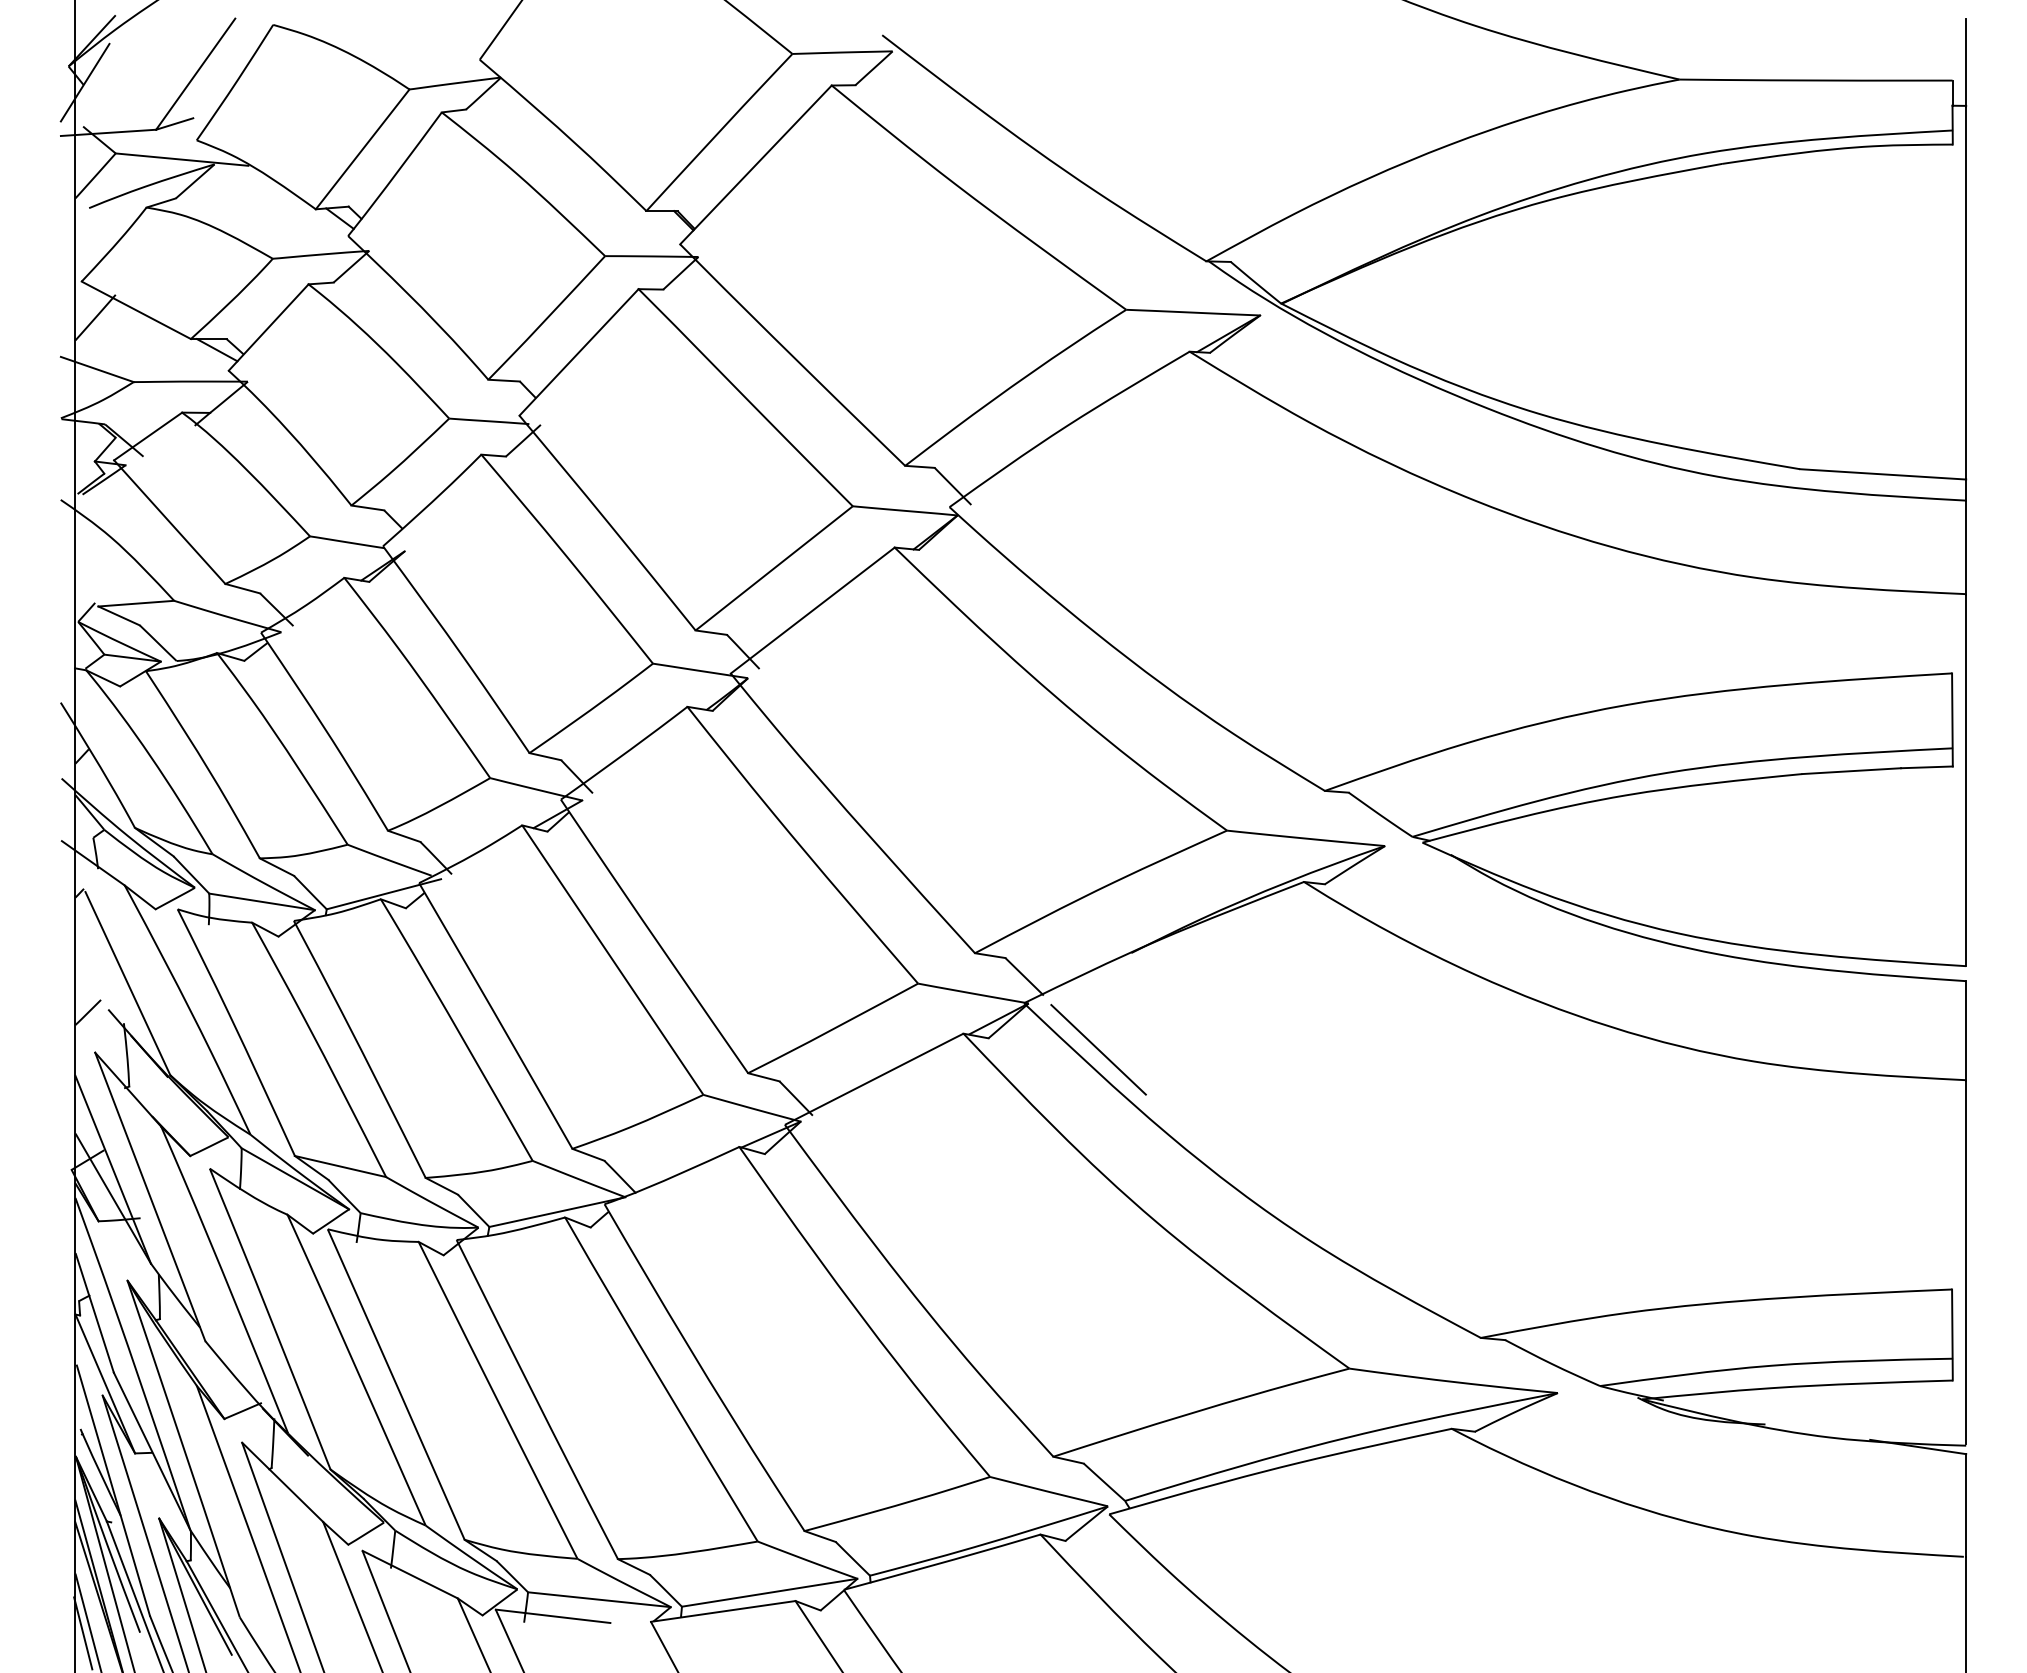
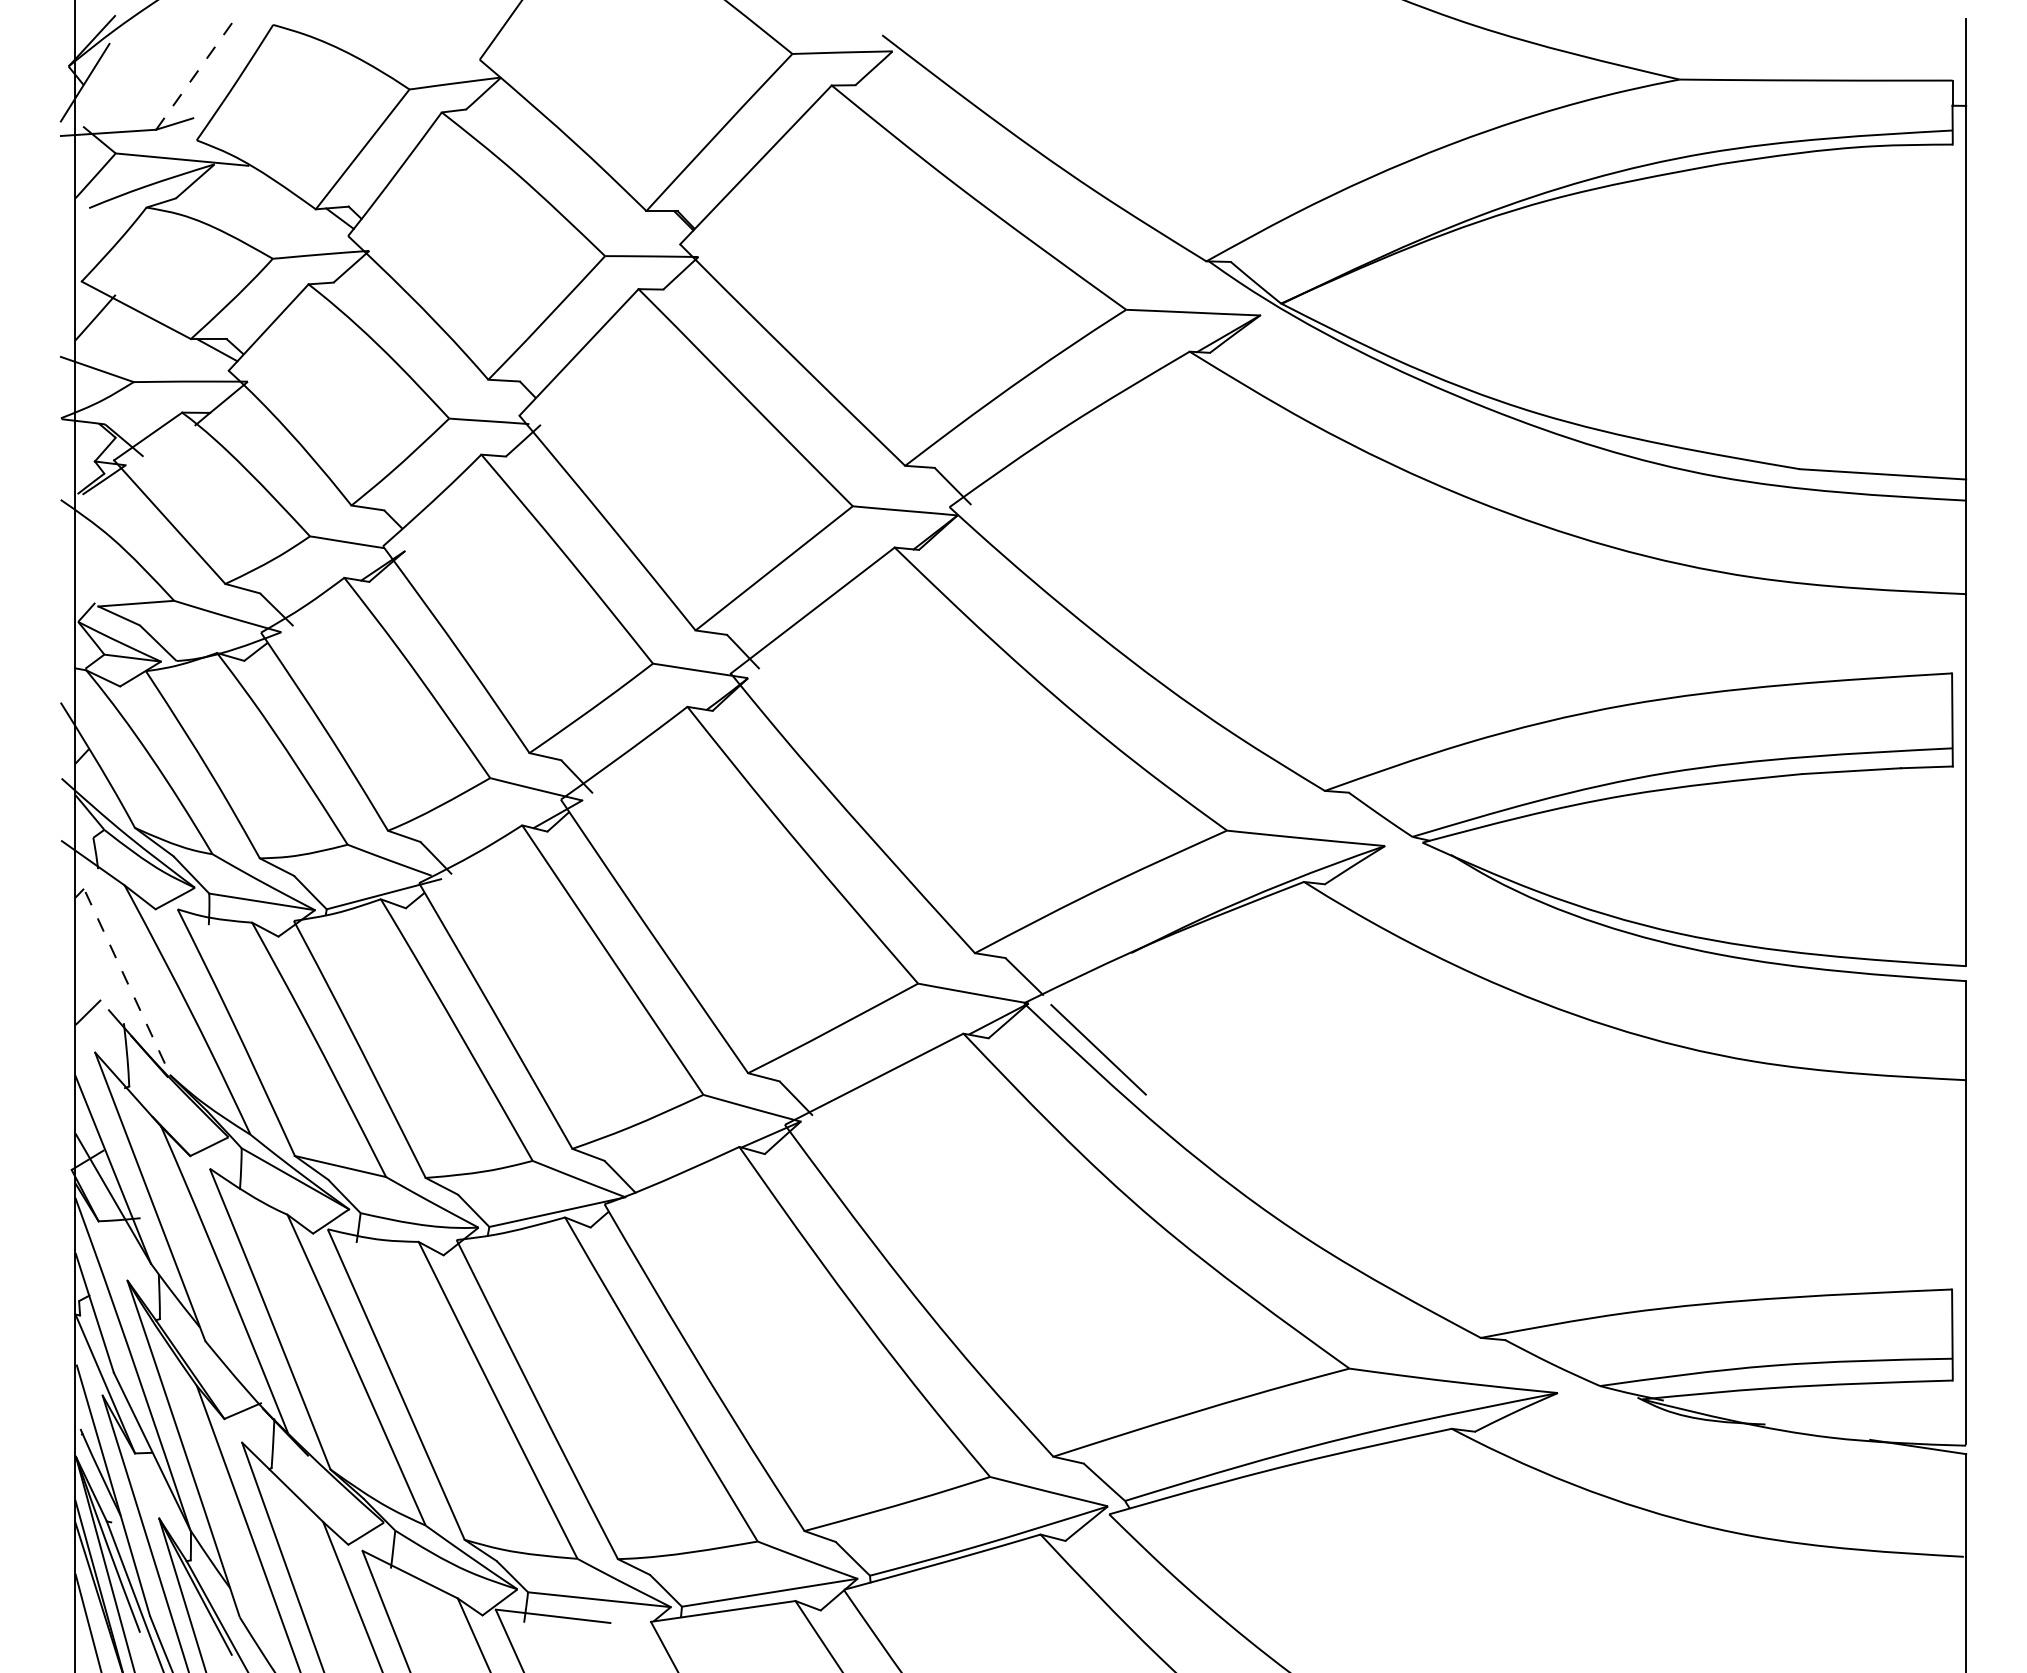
line: solid -> dashed (196, 73)
line: solid -> dashed (128, 984)
line: present -> none (83, 1633)
